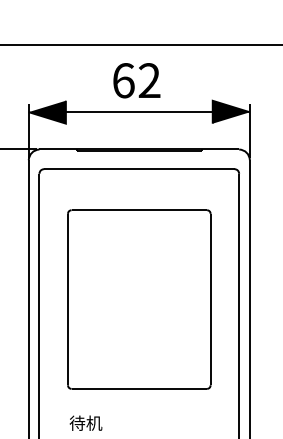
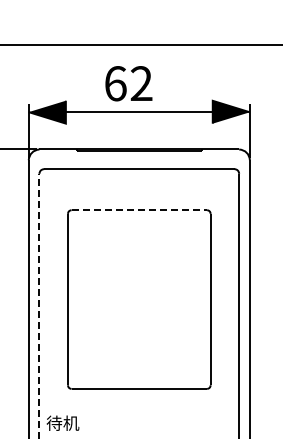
text position: (136, 80) -> (128, 83) (128, 83)
line: solid -> dashed (139, 210)
line: solid -> dashed (39, 305)
text position: (85, 422) -> (62, 422) (62, 422)
